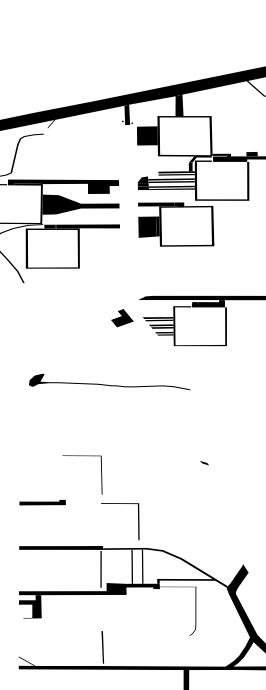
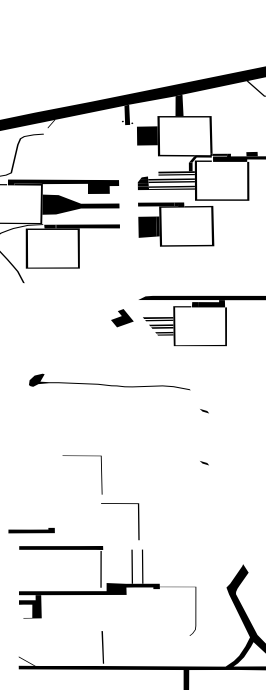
part: none -> present (204, 411)
part position: (42, 502) -> (31, 530) (31, 530)
fill: present -> none (165, 567)
